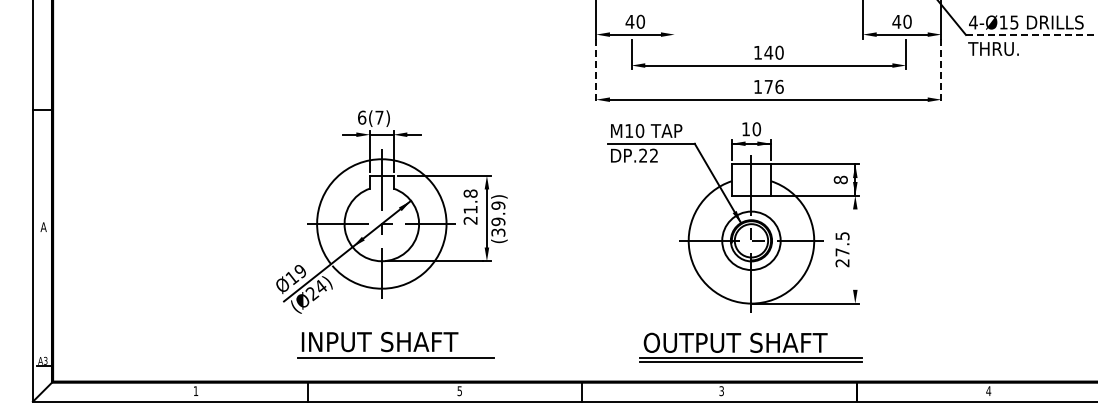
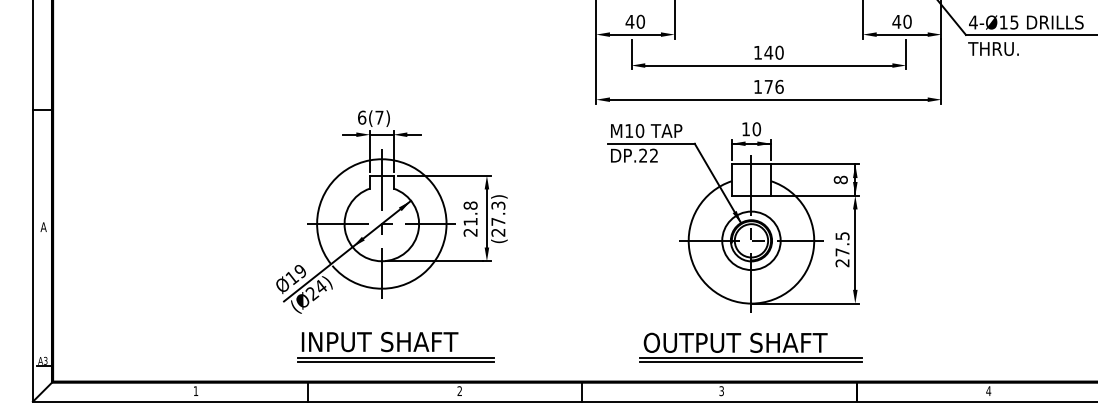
line: none -> present (674, 20)
line: dashed -> solid (1031, 34)
line: dashed -> solid (596, 71)
line: dashed -> solid (941, 71)
text position: (470, 206) -> (470, 218) (470, 218)
text: (39.9) -> (27.3) (498, 218)
line: none -> present (855, 249)
line: none -> present (395, 361)
text: 5 -> 2 (459, 391)
